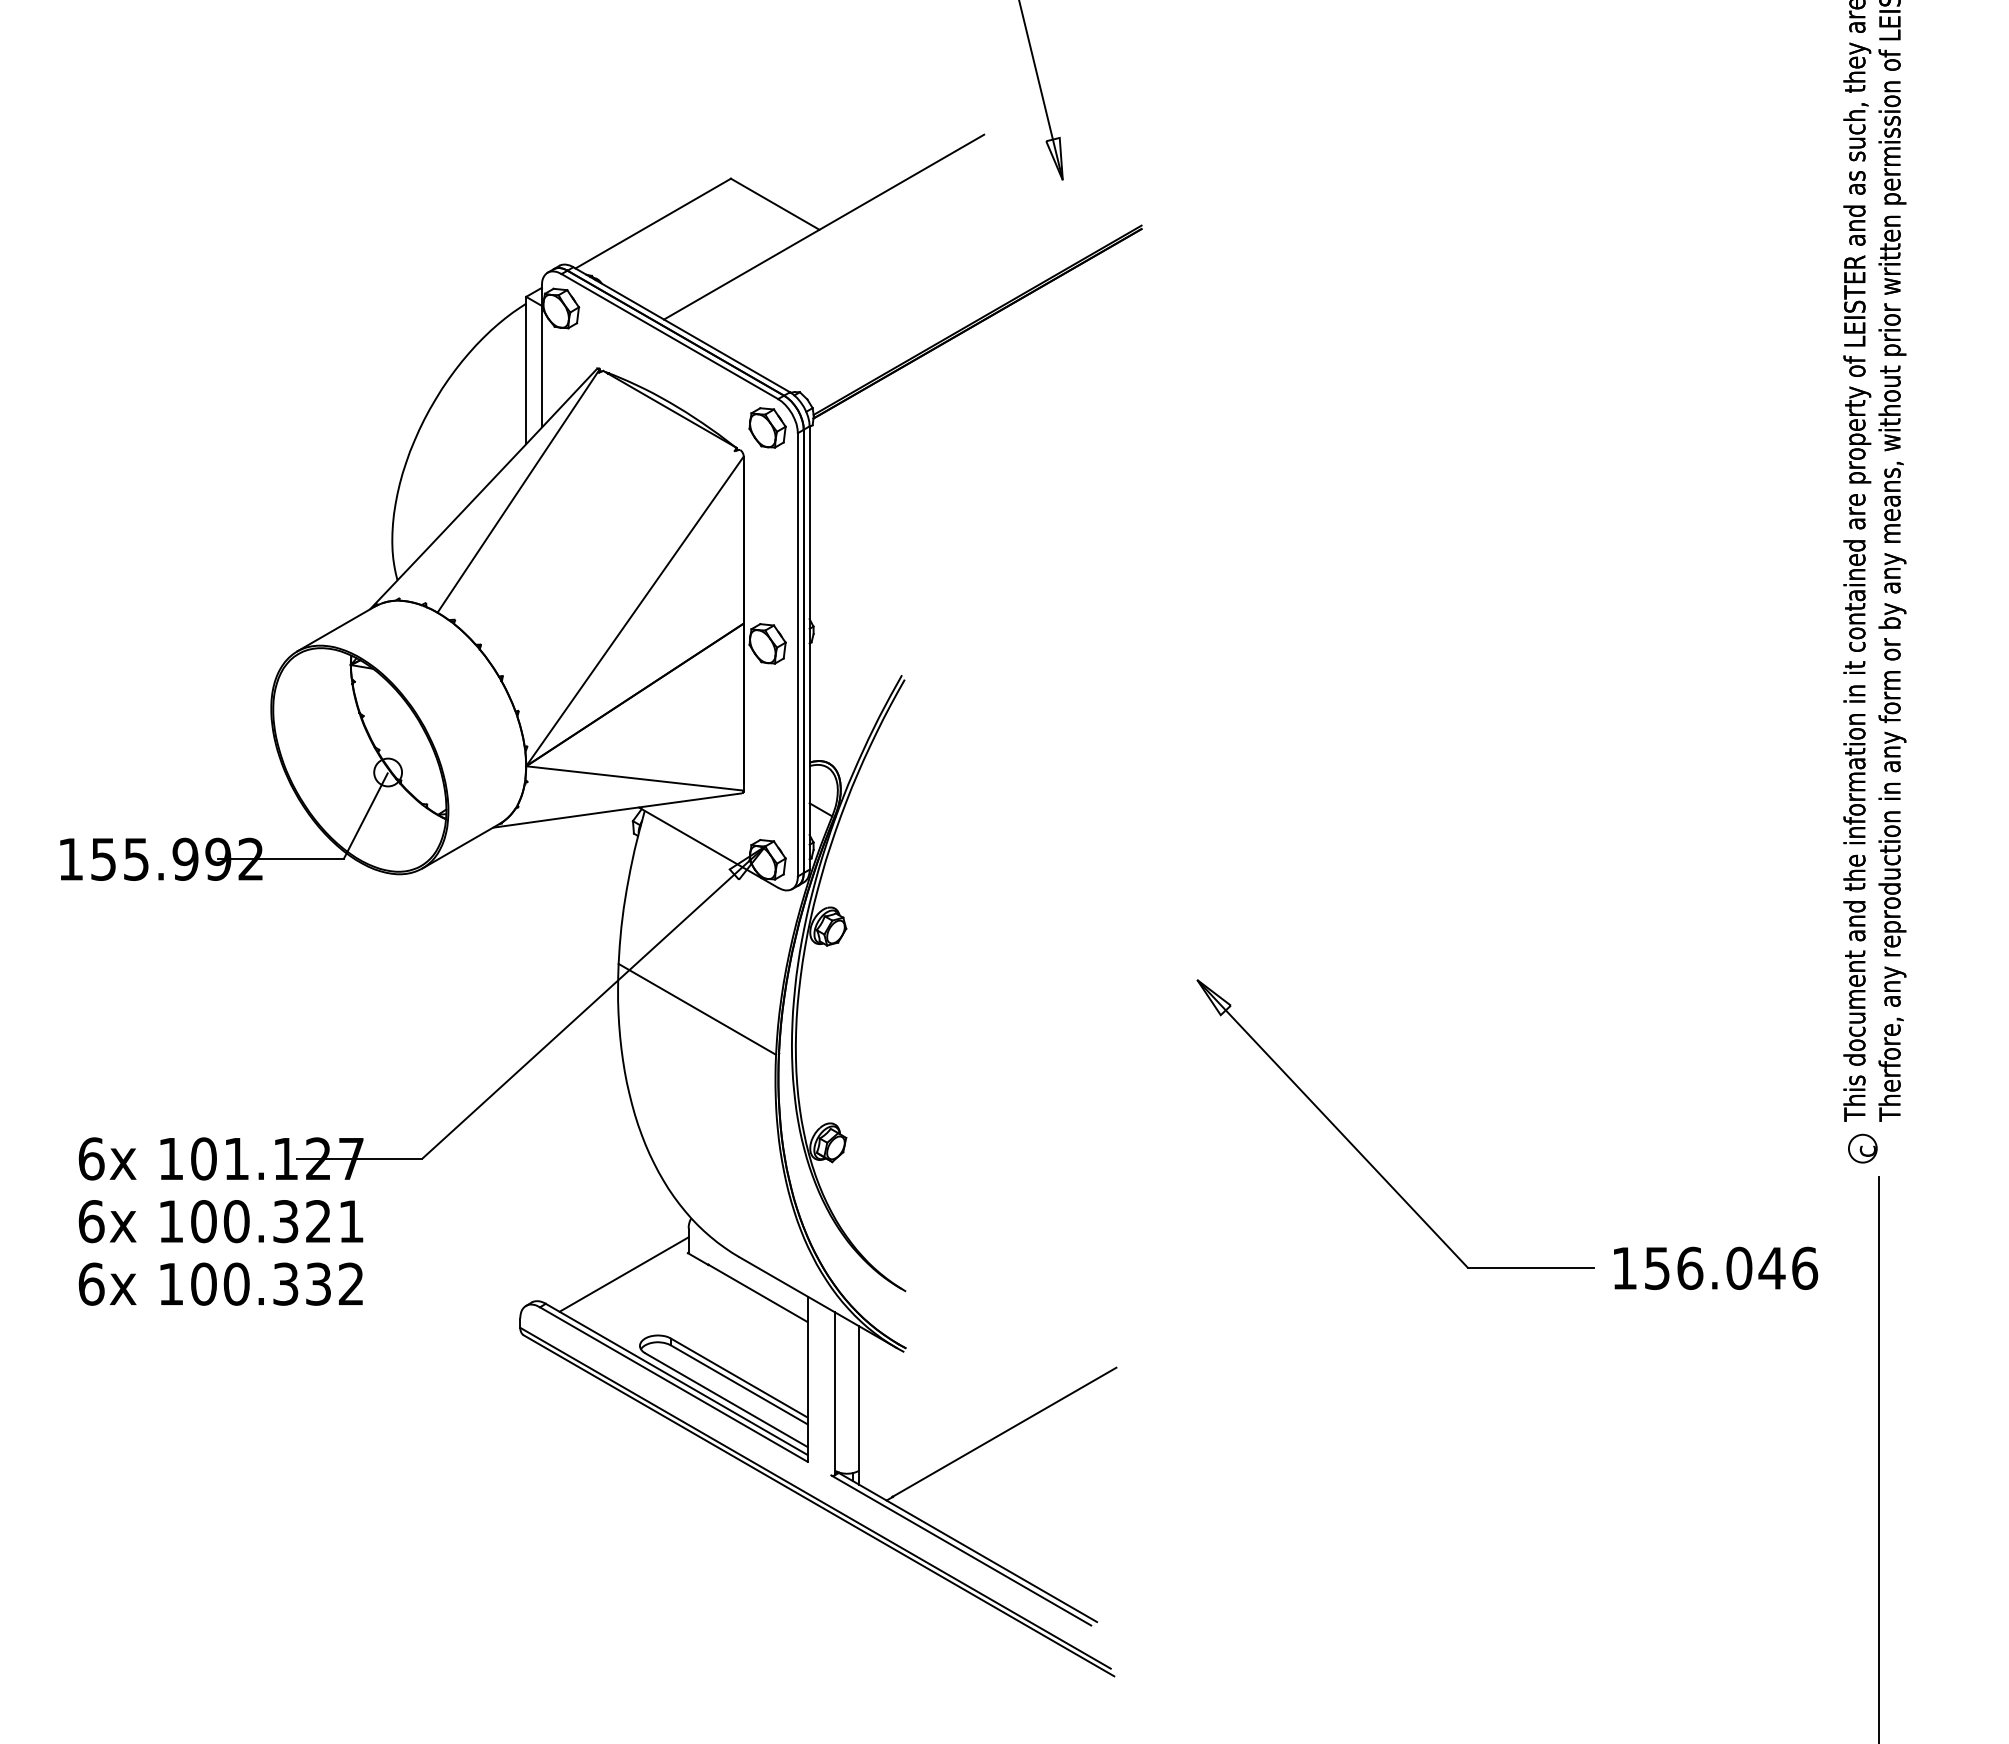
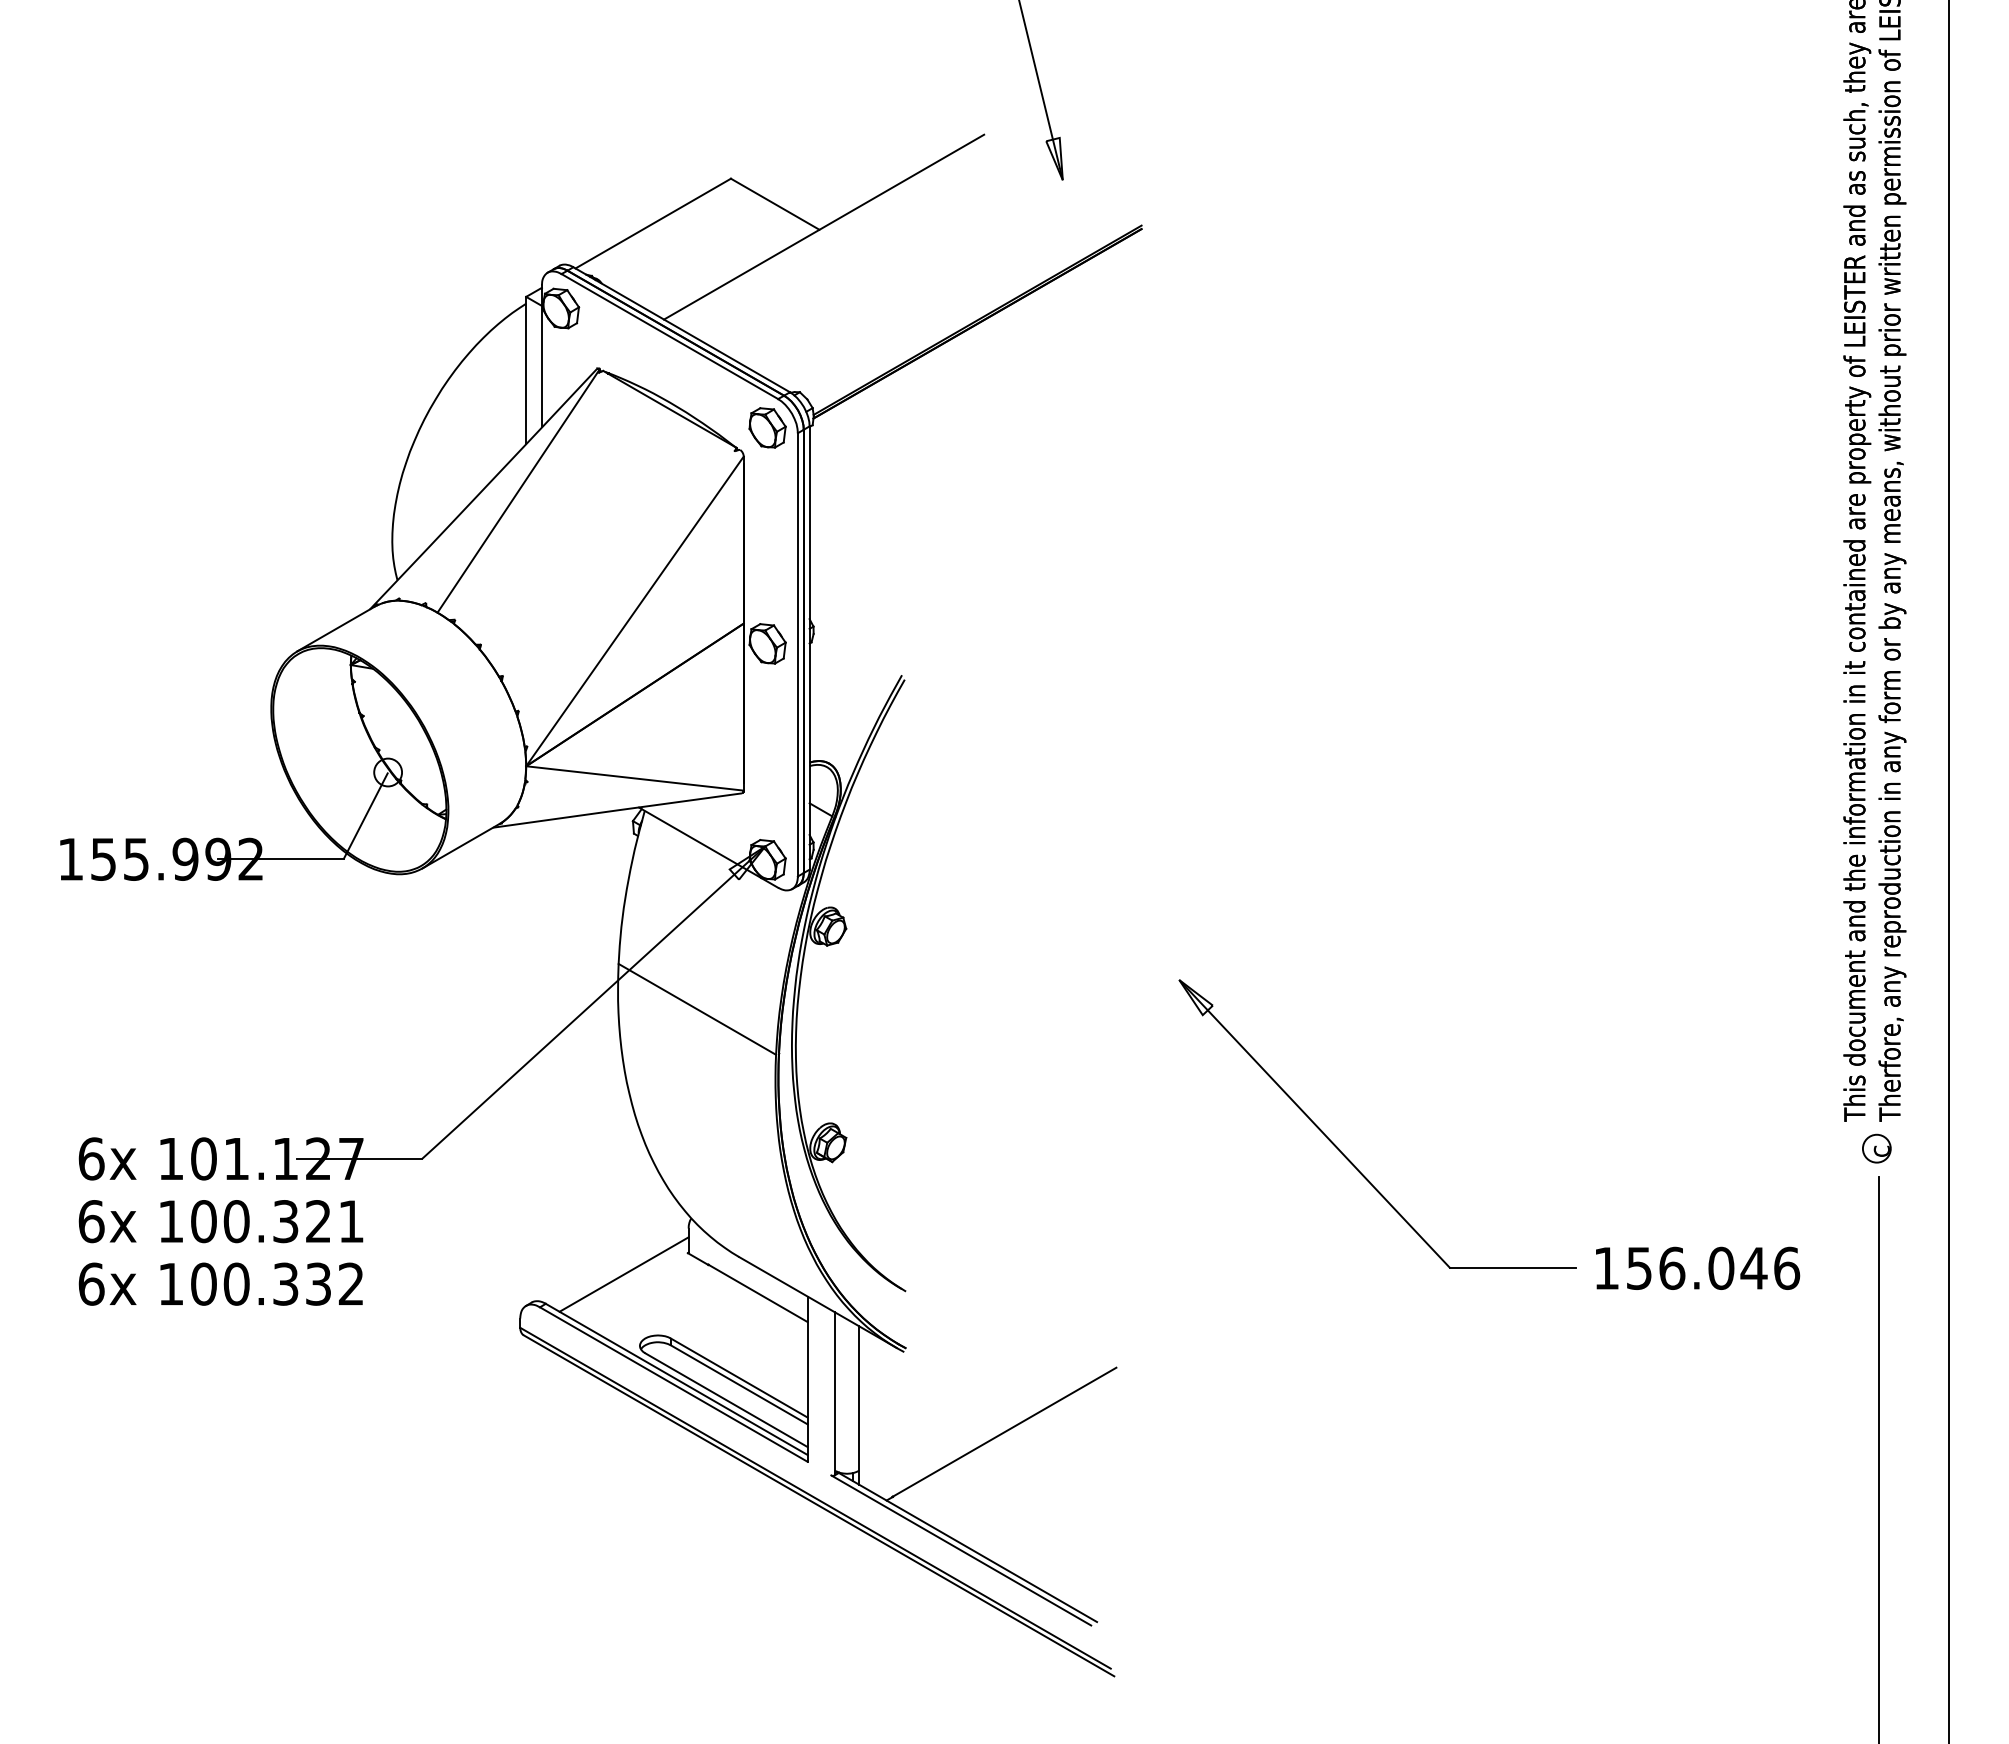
line: none -> present (1948, 871)
part position: (1862, 1148) -> (1876, 1148) (1876, 1148)
part position: (1420, 1215) -> (1402, 1215) (1402, 1215)
